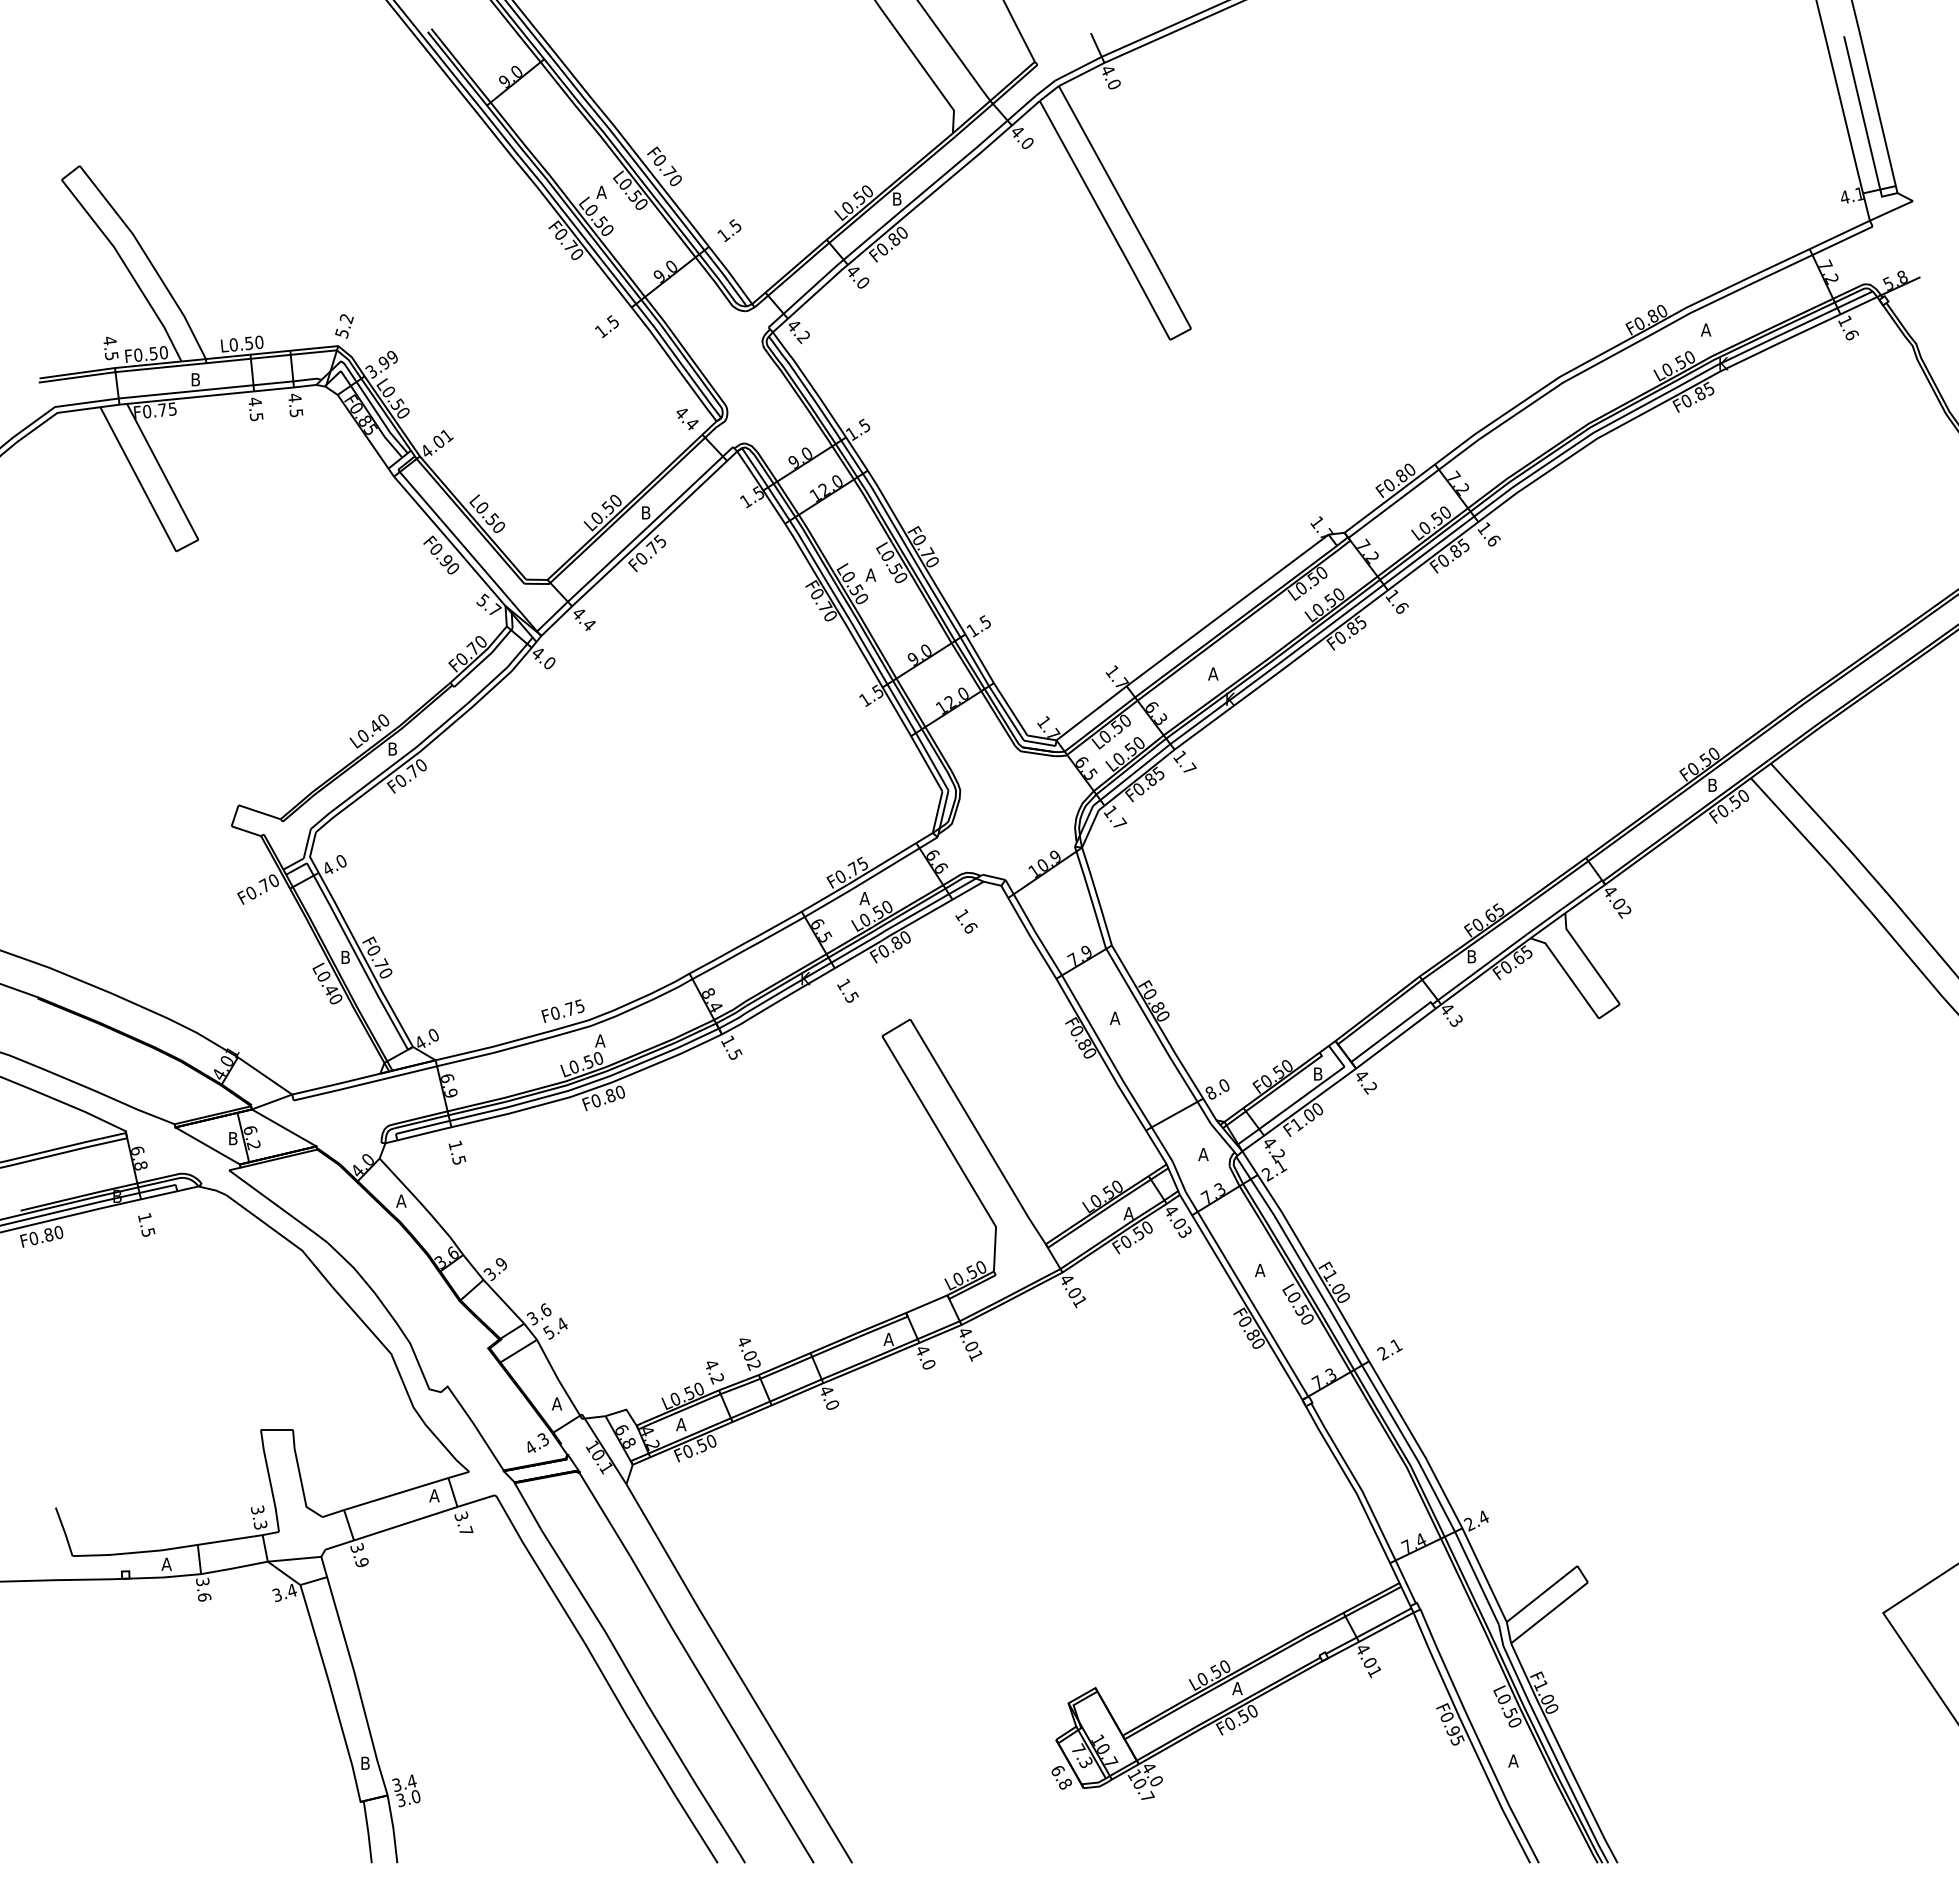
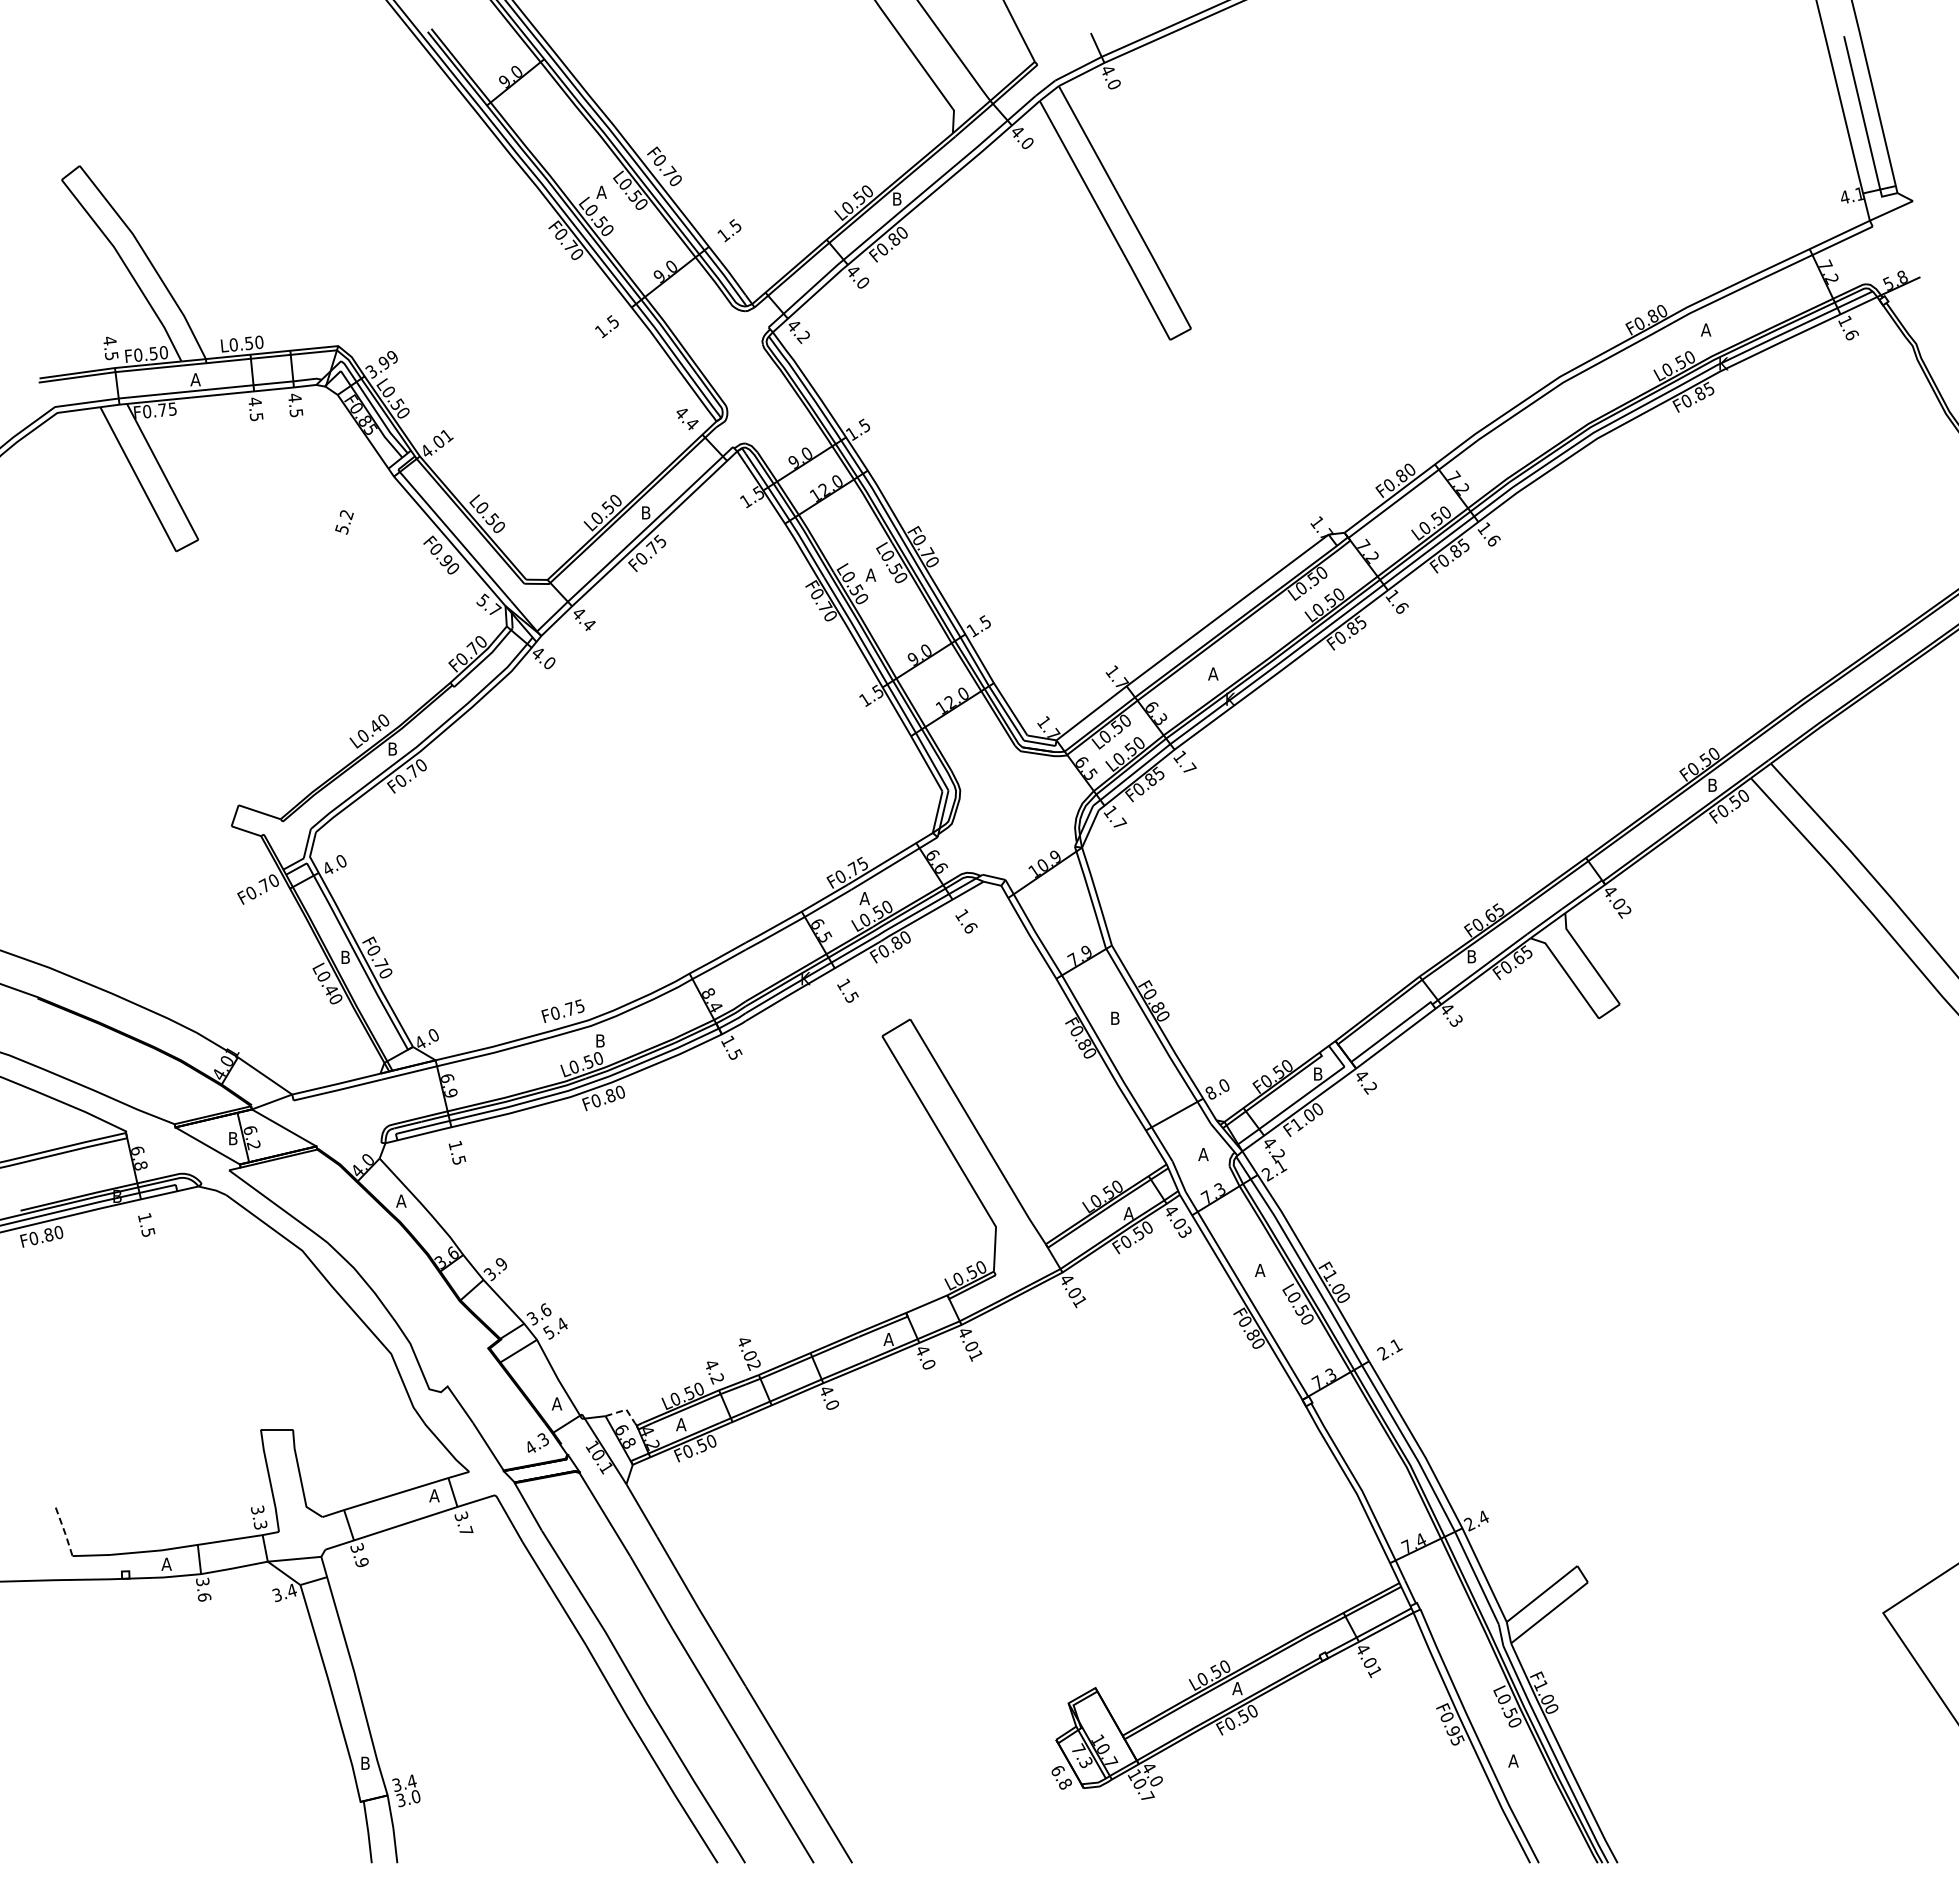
text position: (344, 326) -> (344, 522) (344, 522)
text: B -> A (195, 379)
text: A -> B (1115, 1017)
text: A -> B (600, 1040)
line: solid -> dashed (624, 1410)
line: solid -> dashed (65, 1532)
